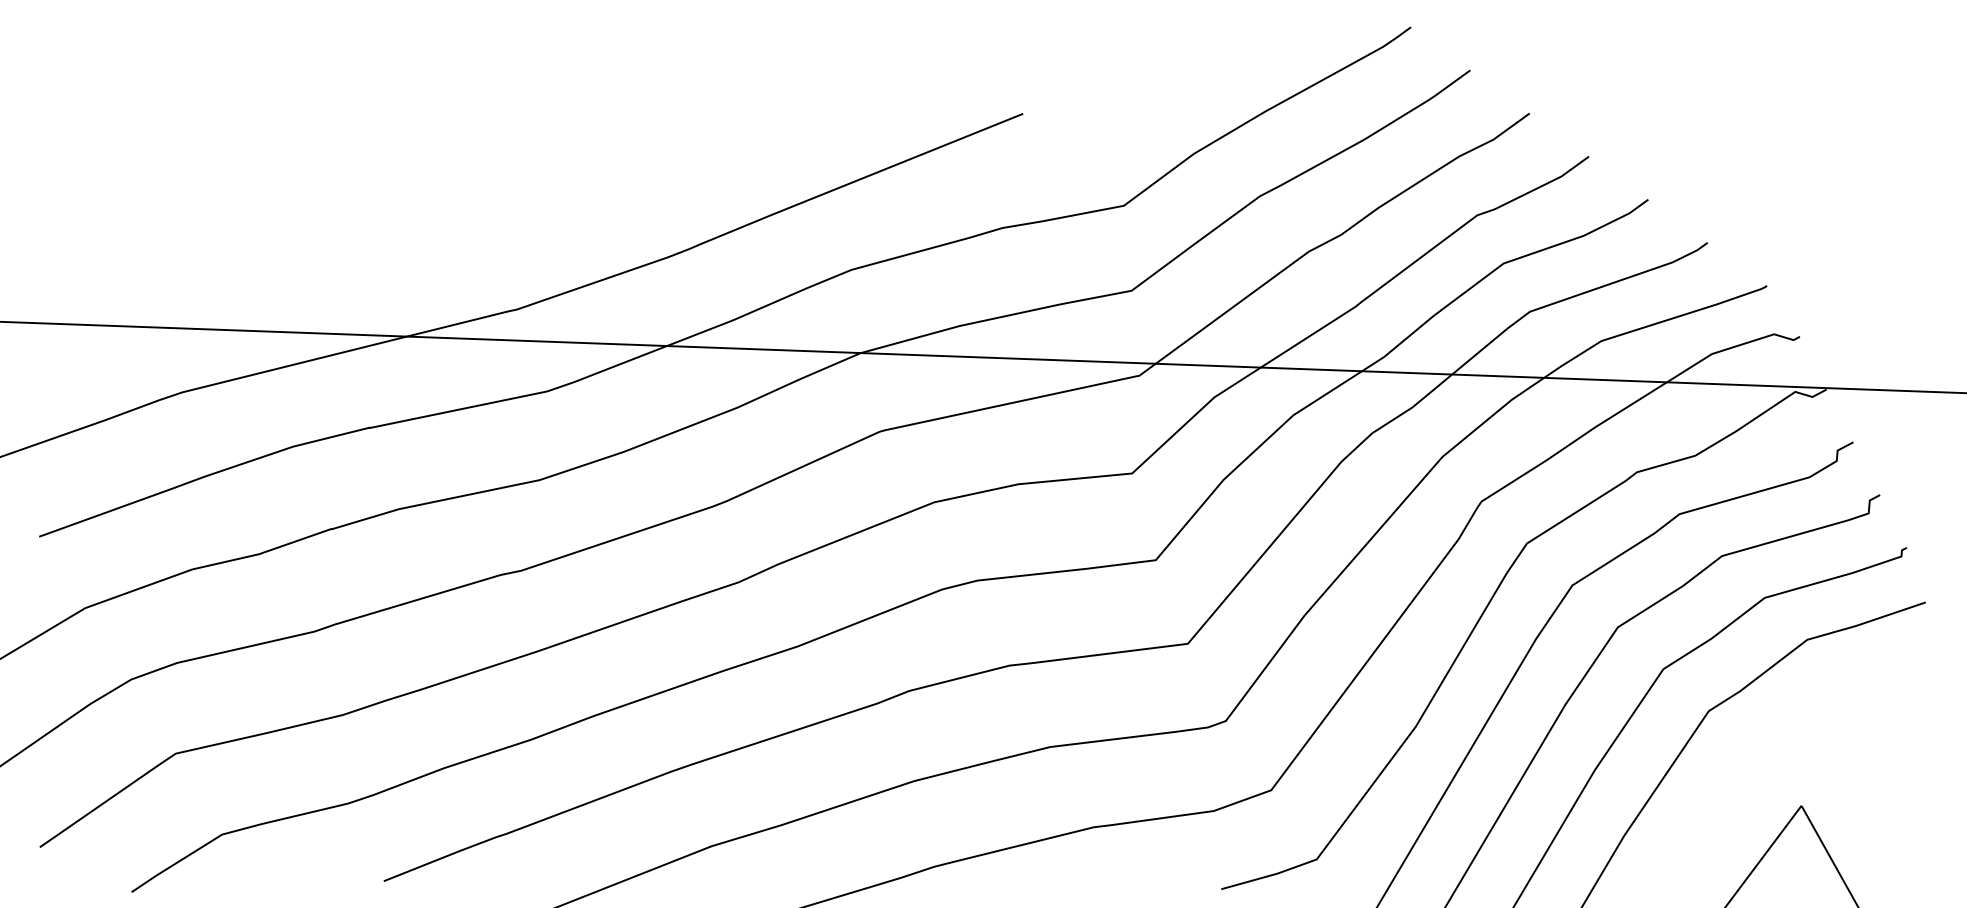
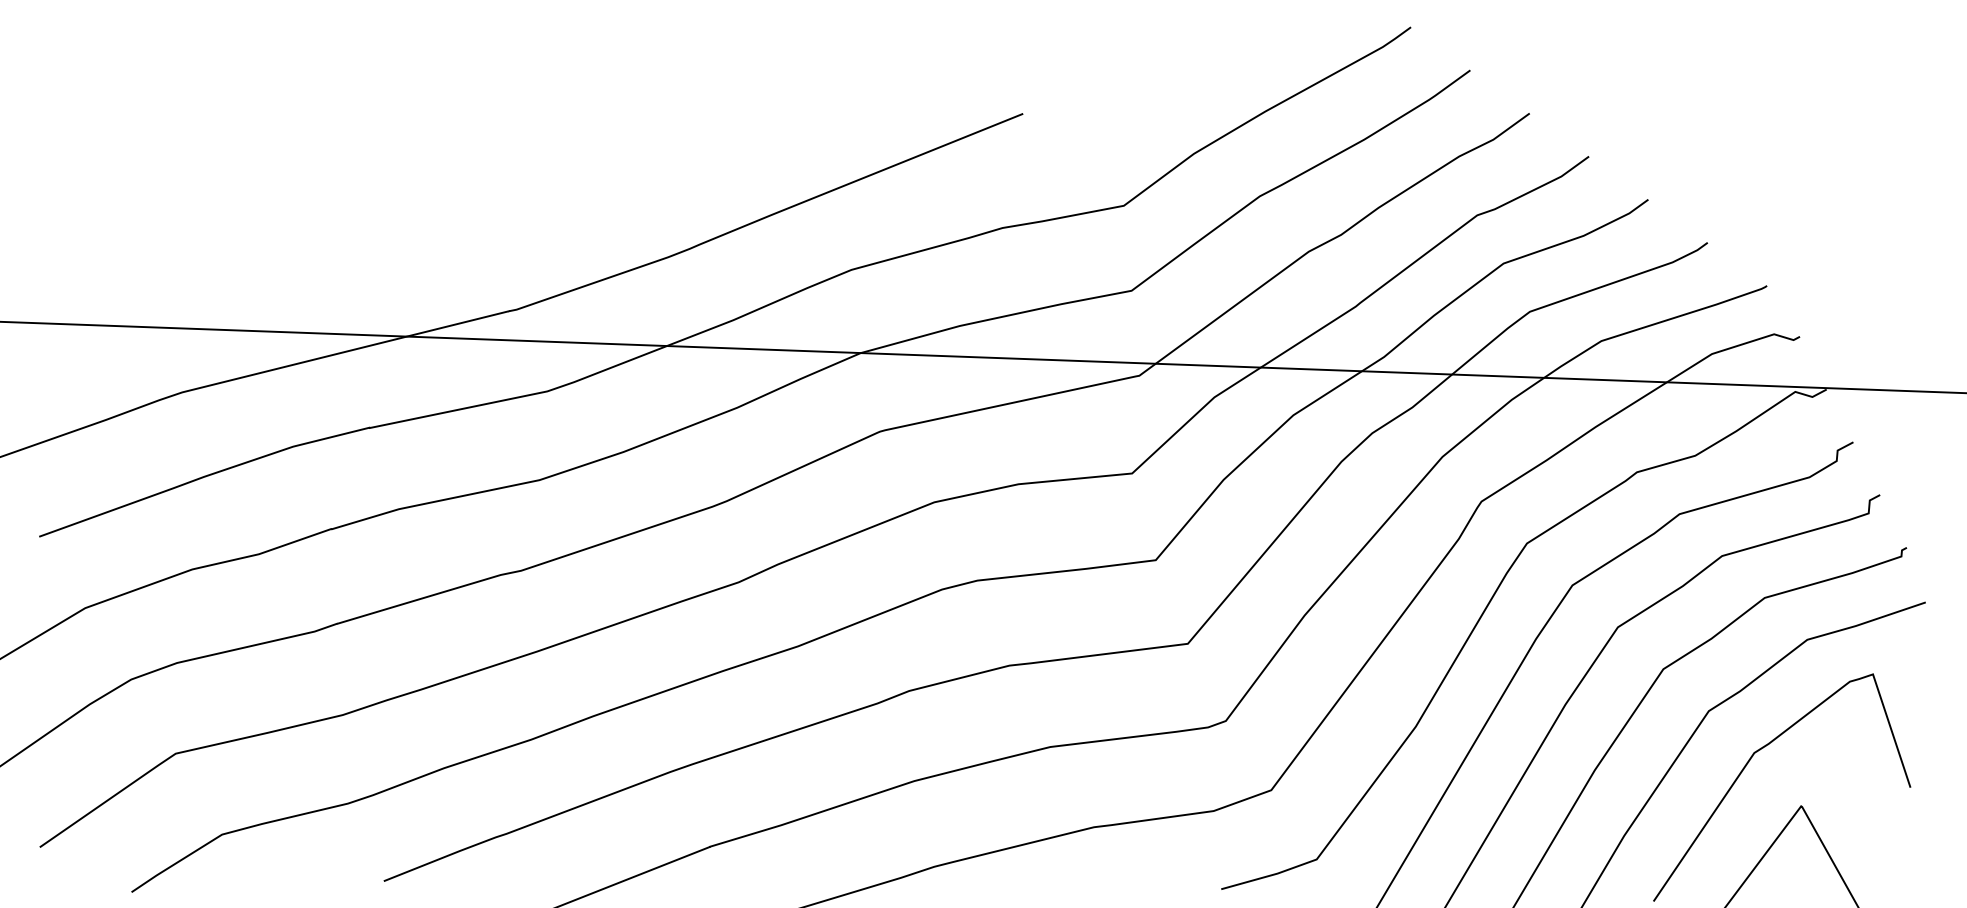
curve: none -> present (1748, 763)
